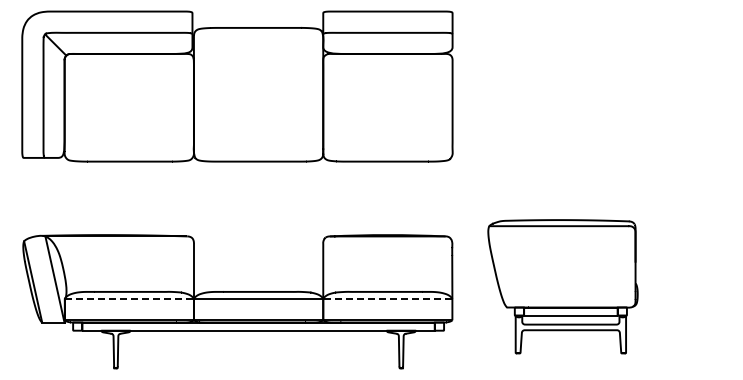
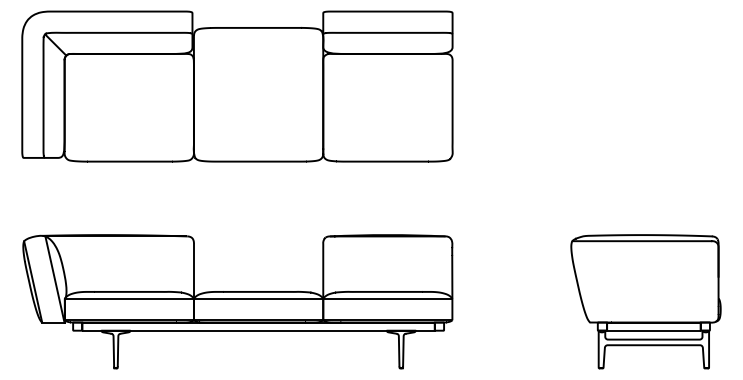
part position: (562, 286) -> (645, 301) (645, 301)
line: dashed -> solid (129, 298)
line: dashed -> solid (387, 298)
